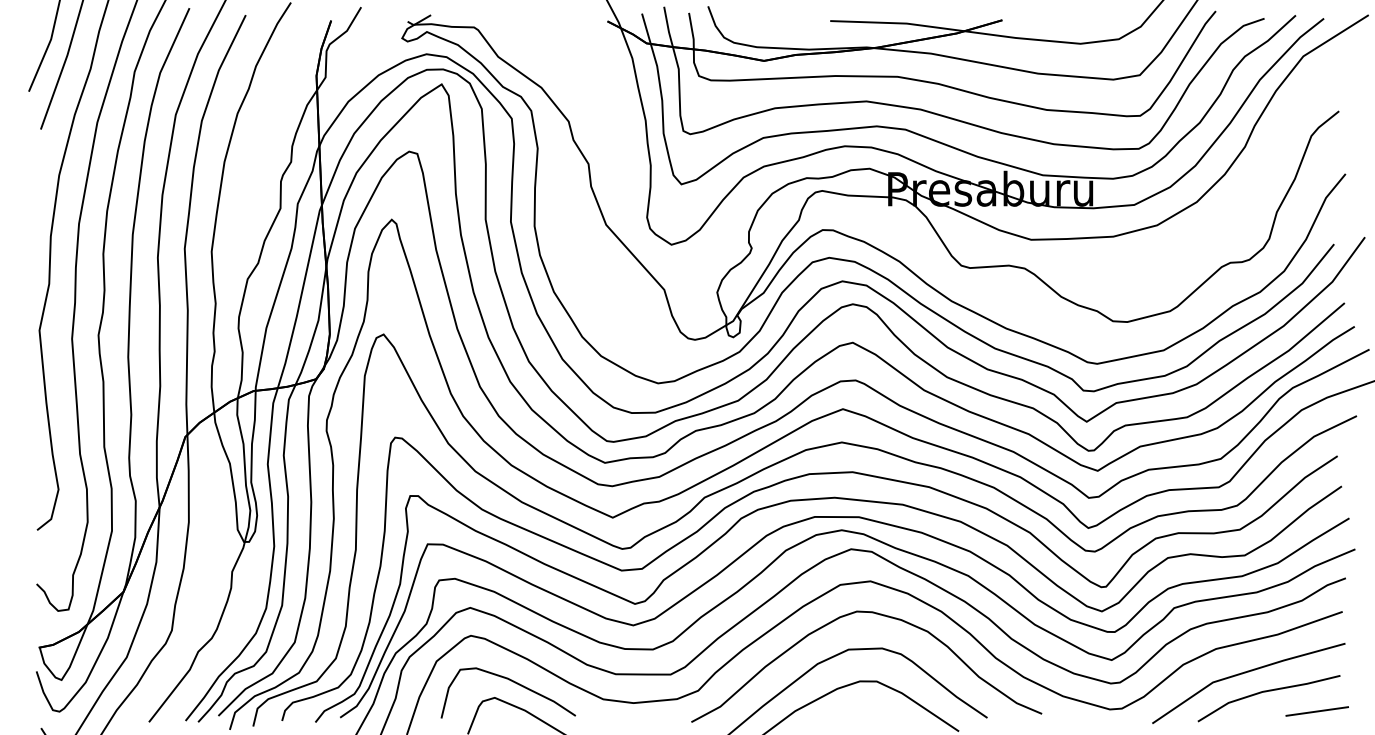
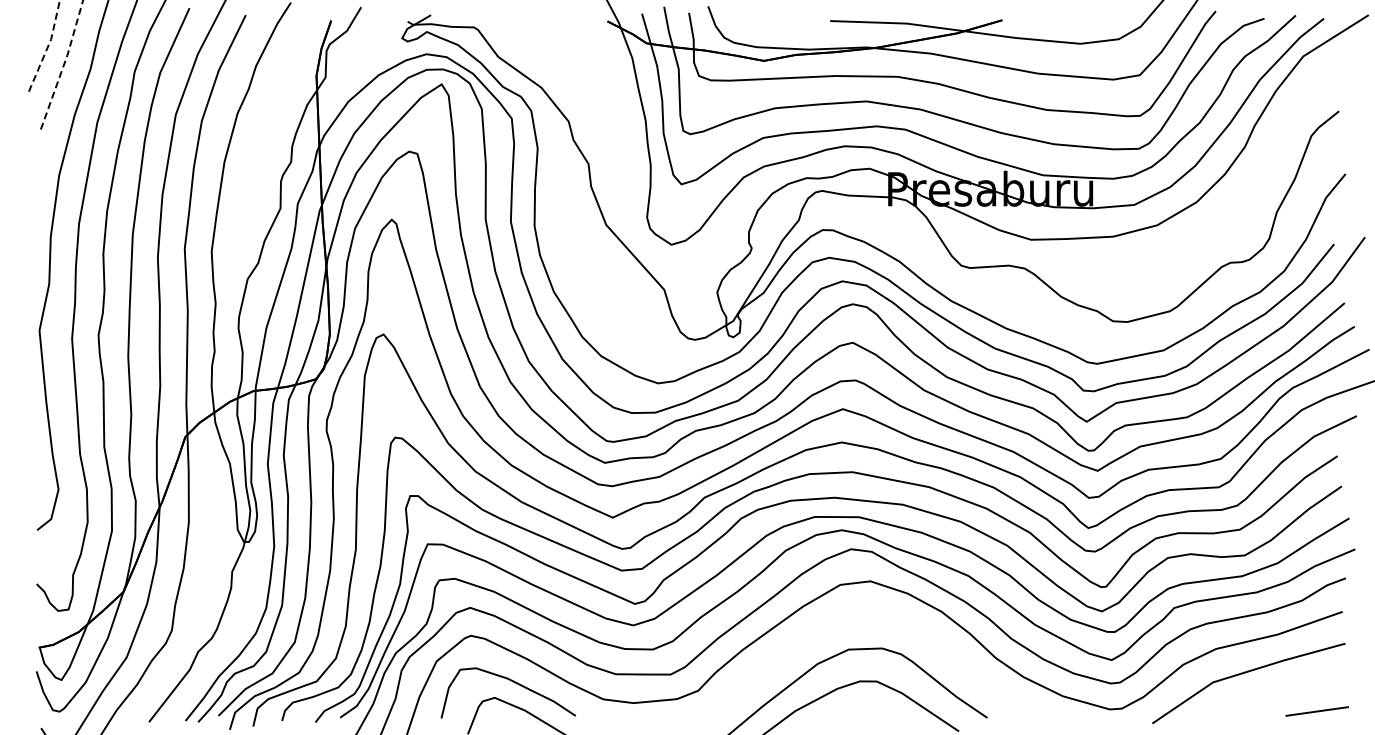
line: solid -> dashed (48, 46)
line: solid -> dashed (64, 64)
curve: present -> none (879, 615)
line: present -> none (1266, 692)
